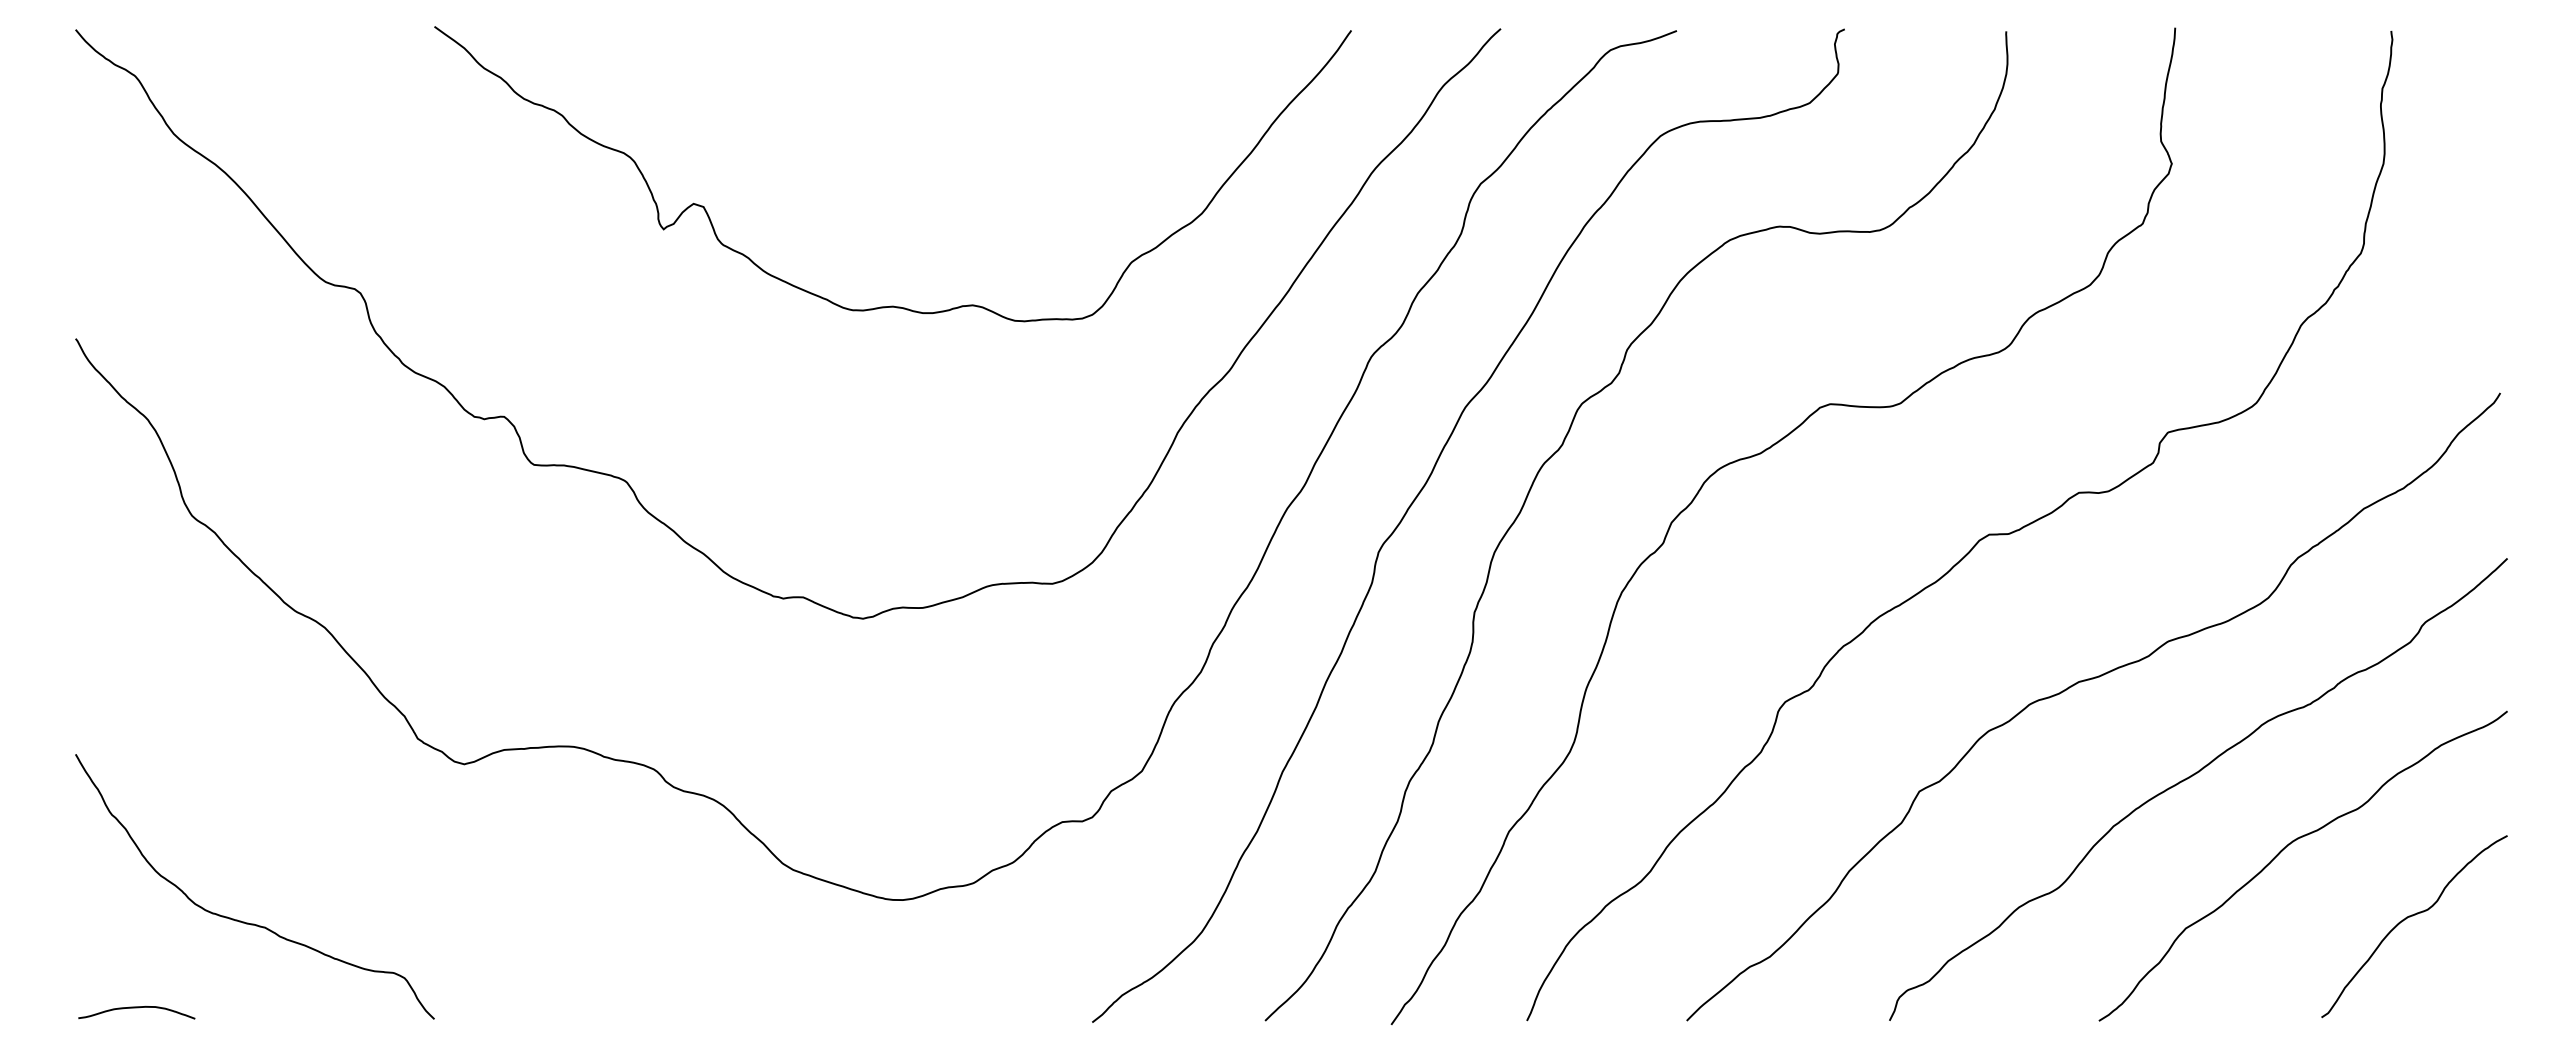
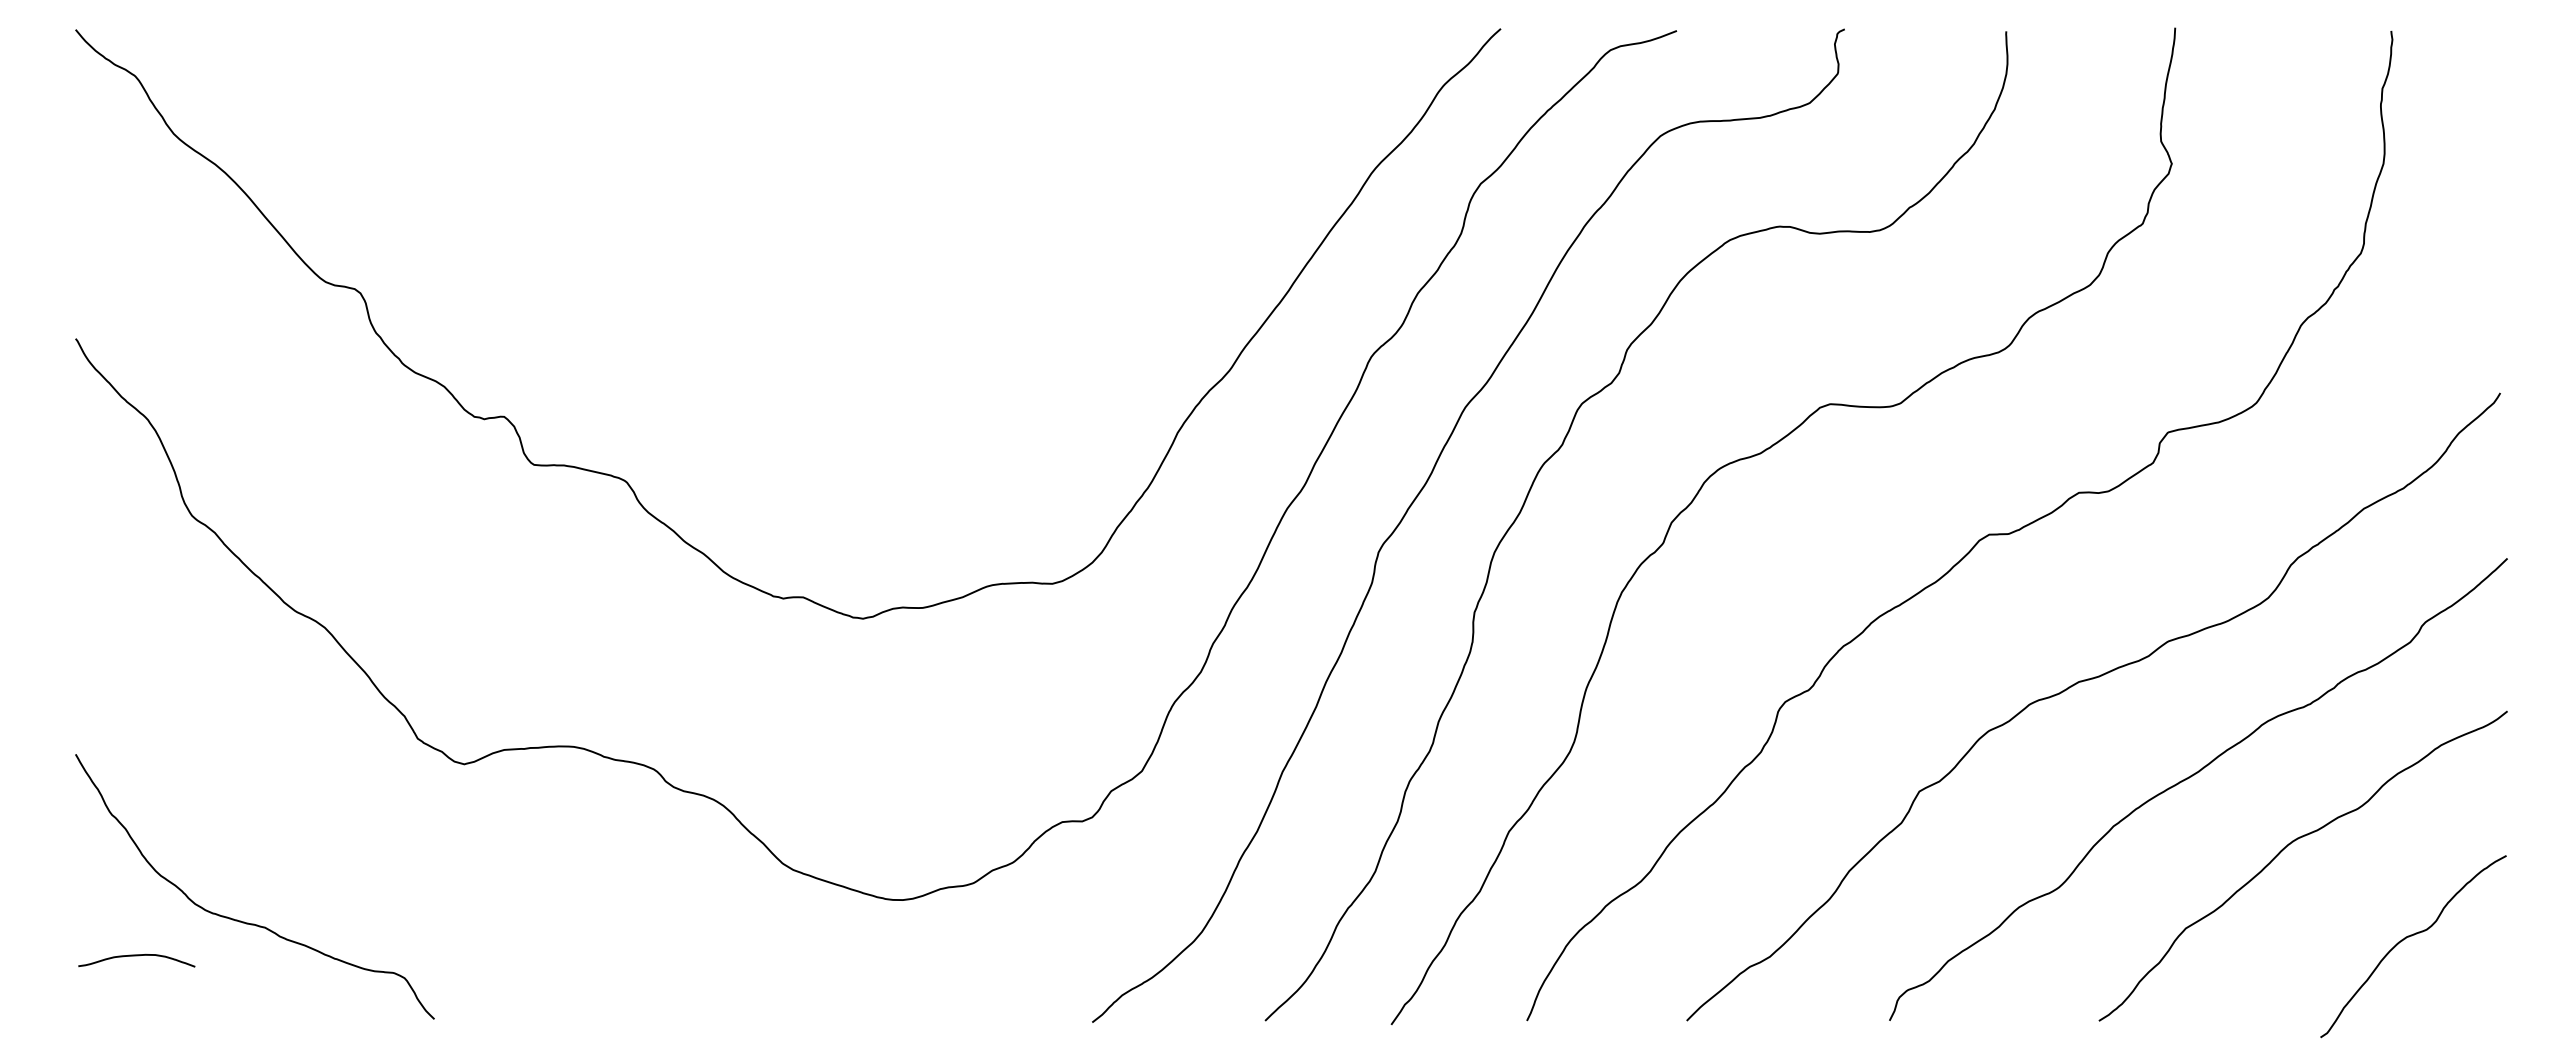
curve: present -> none (892, 305)
curve position: (2410, 917) -> (2409, 937) (2409, 937)
curve position: (136, 1008) -> (136, 956) (136, 956)
